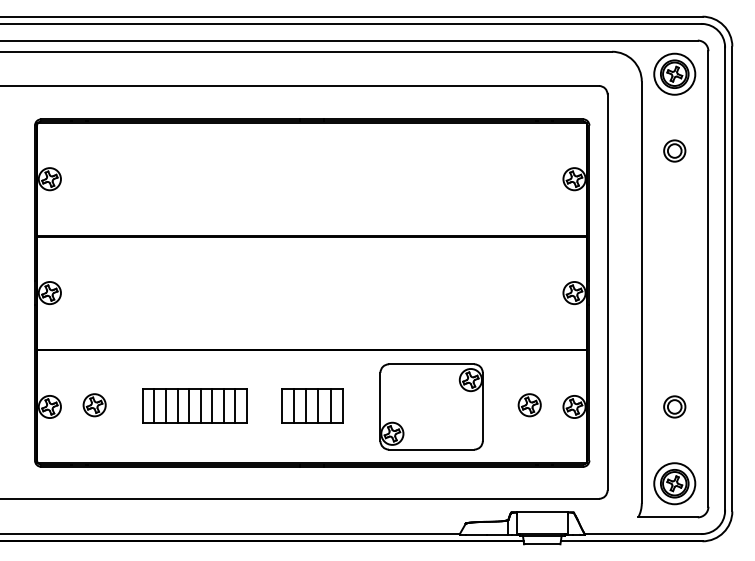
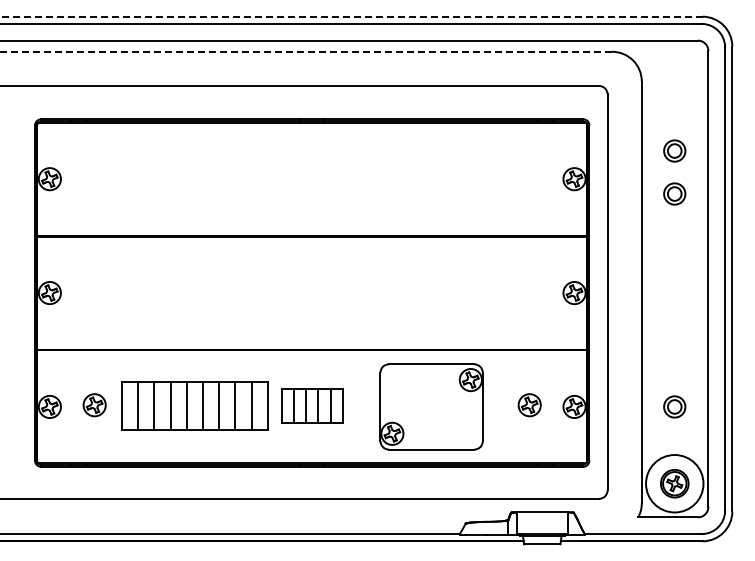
line: solid -> dashed (350, 16)
line: solid -> dashed (306, 51)
part: present -> none (674, 73)
part: none -> present (674, 193)
part size: 106x36 px -> 148x50 px (194, 405)
circle diameter: 41 px -> 57 px (674, 483)
